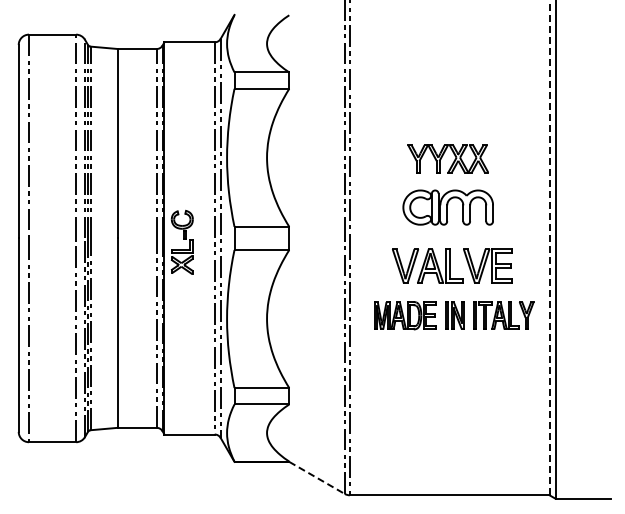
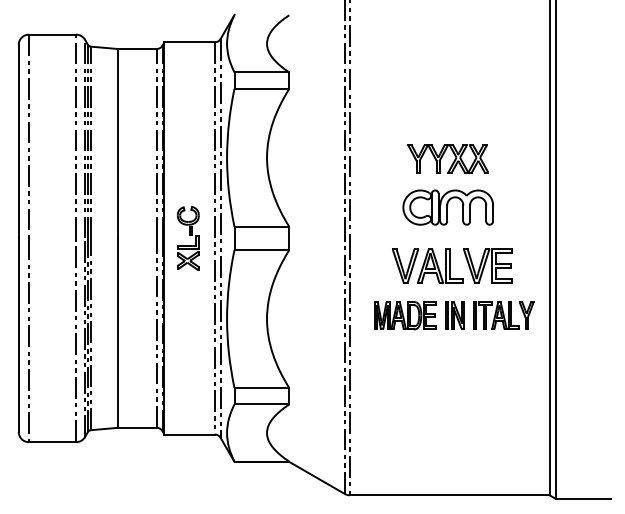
part position: (181, 241) -> (187, 237) (187, 237)
line: dashed -> solid (549, 248)
line: dashed -> solid (317, 478)
